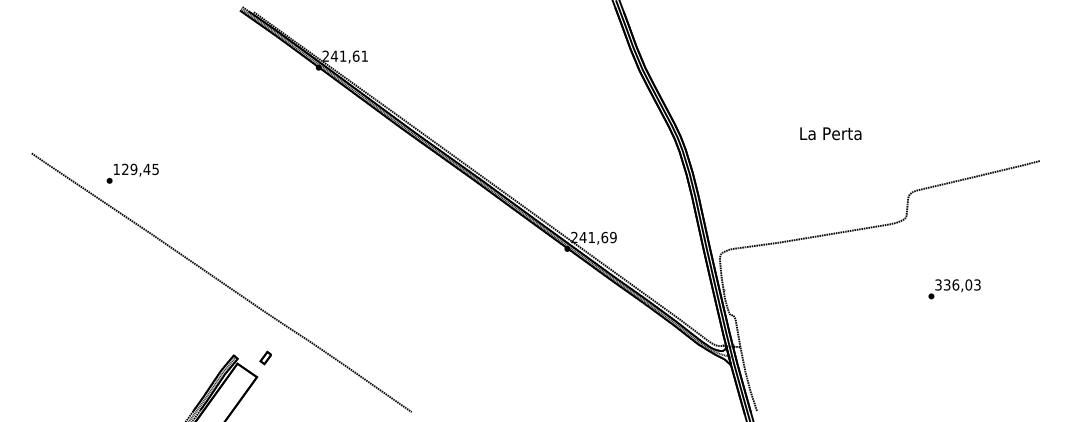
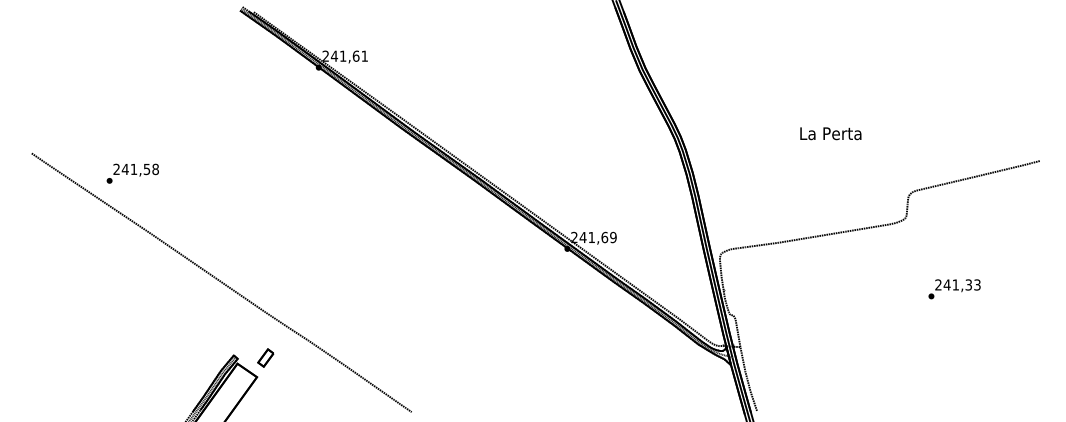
text: 129,45 -> 241,58 (135, 169)
text: 336,03 -> 241,33 (953, 284)
part size: 13x16 px -> 18x20 px (265, 357)
